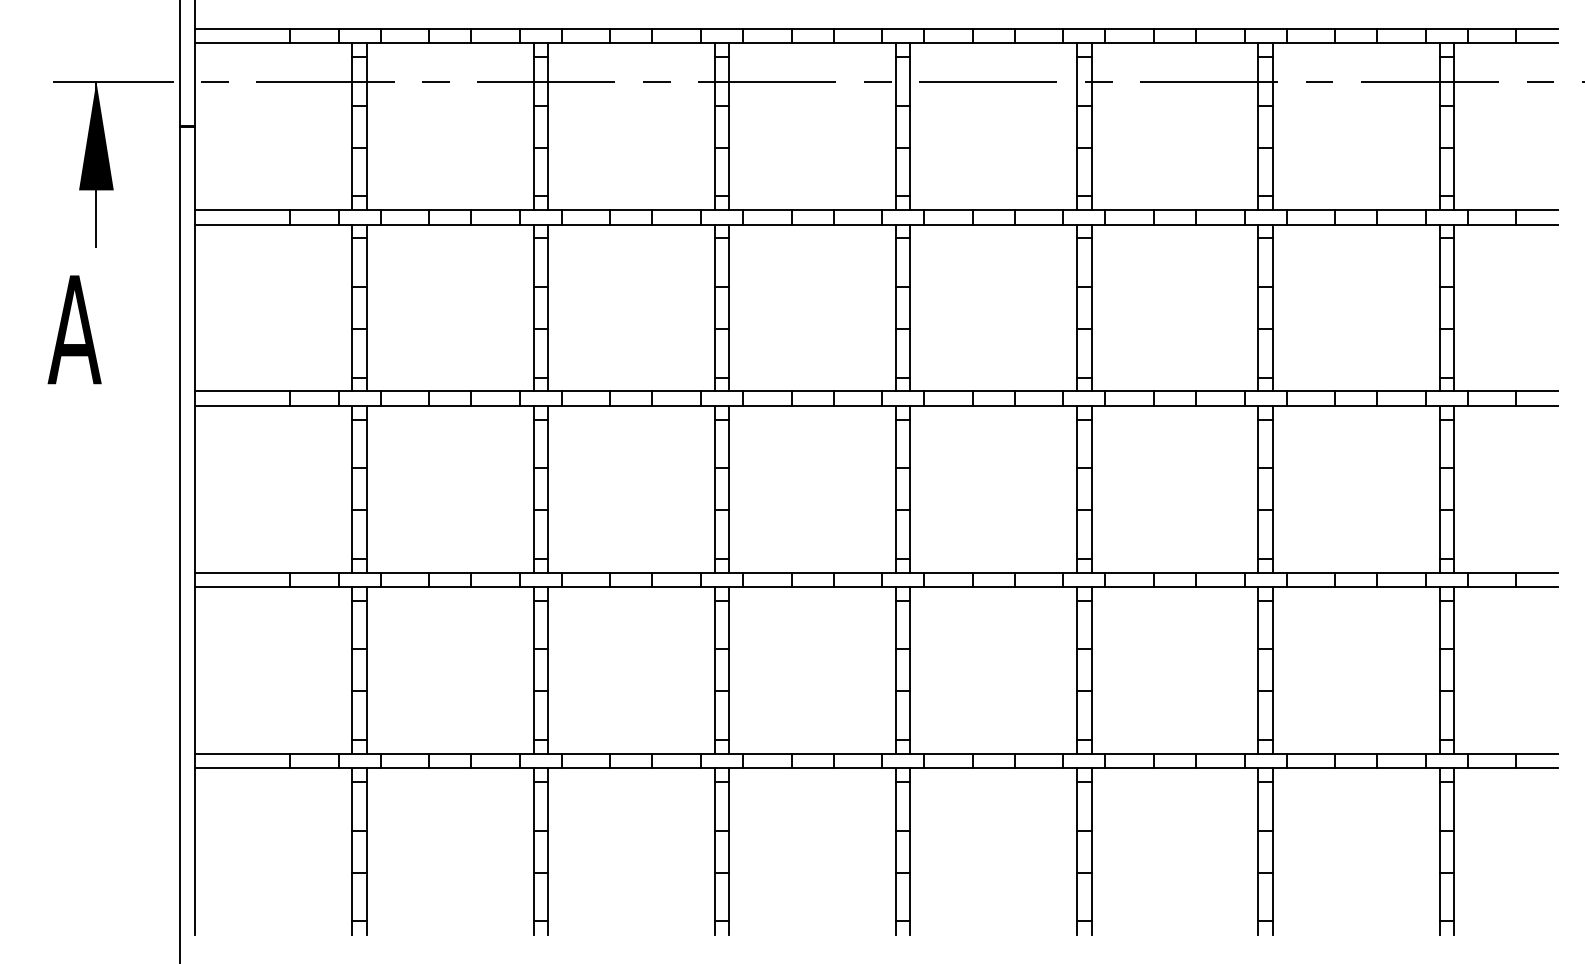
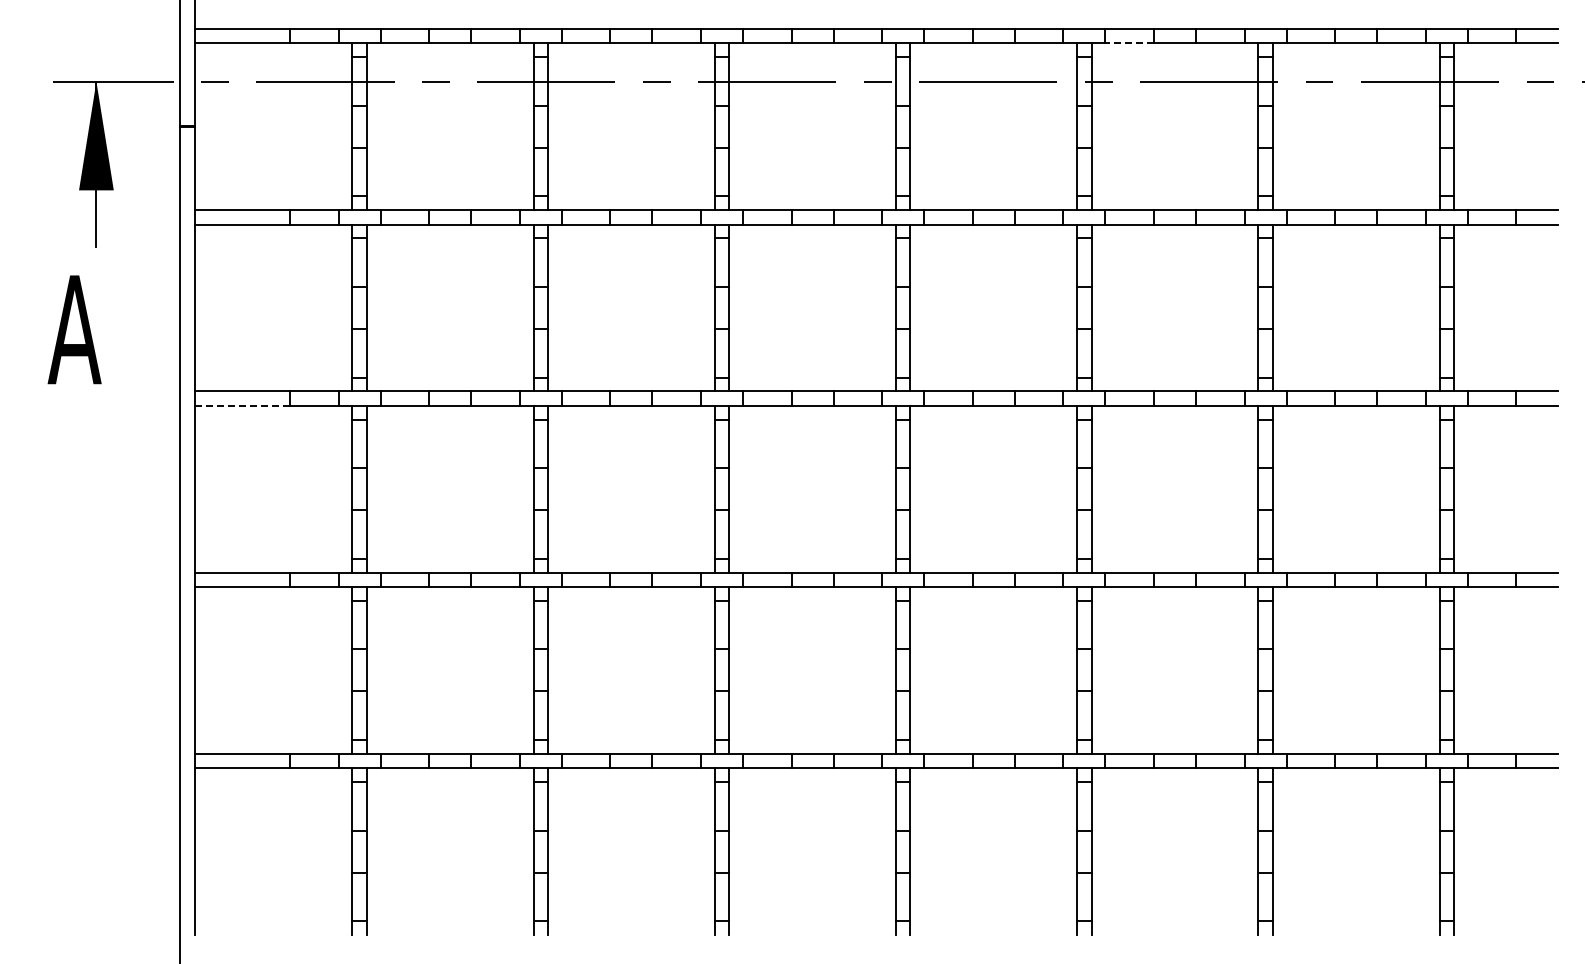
line: solid -> dashed (1129, 43)
line: solid -> dashed (242, 405)
